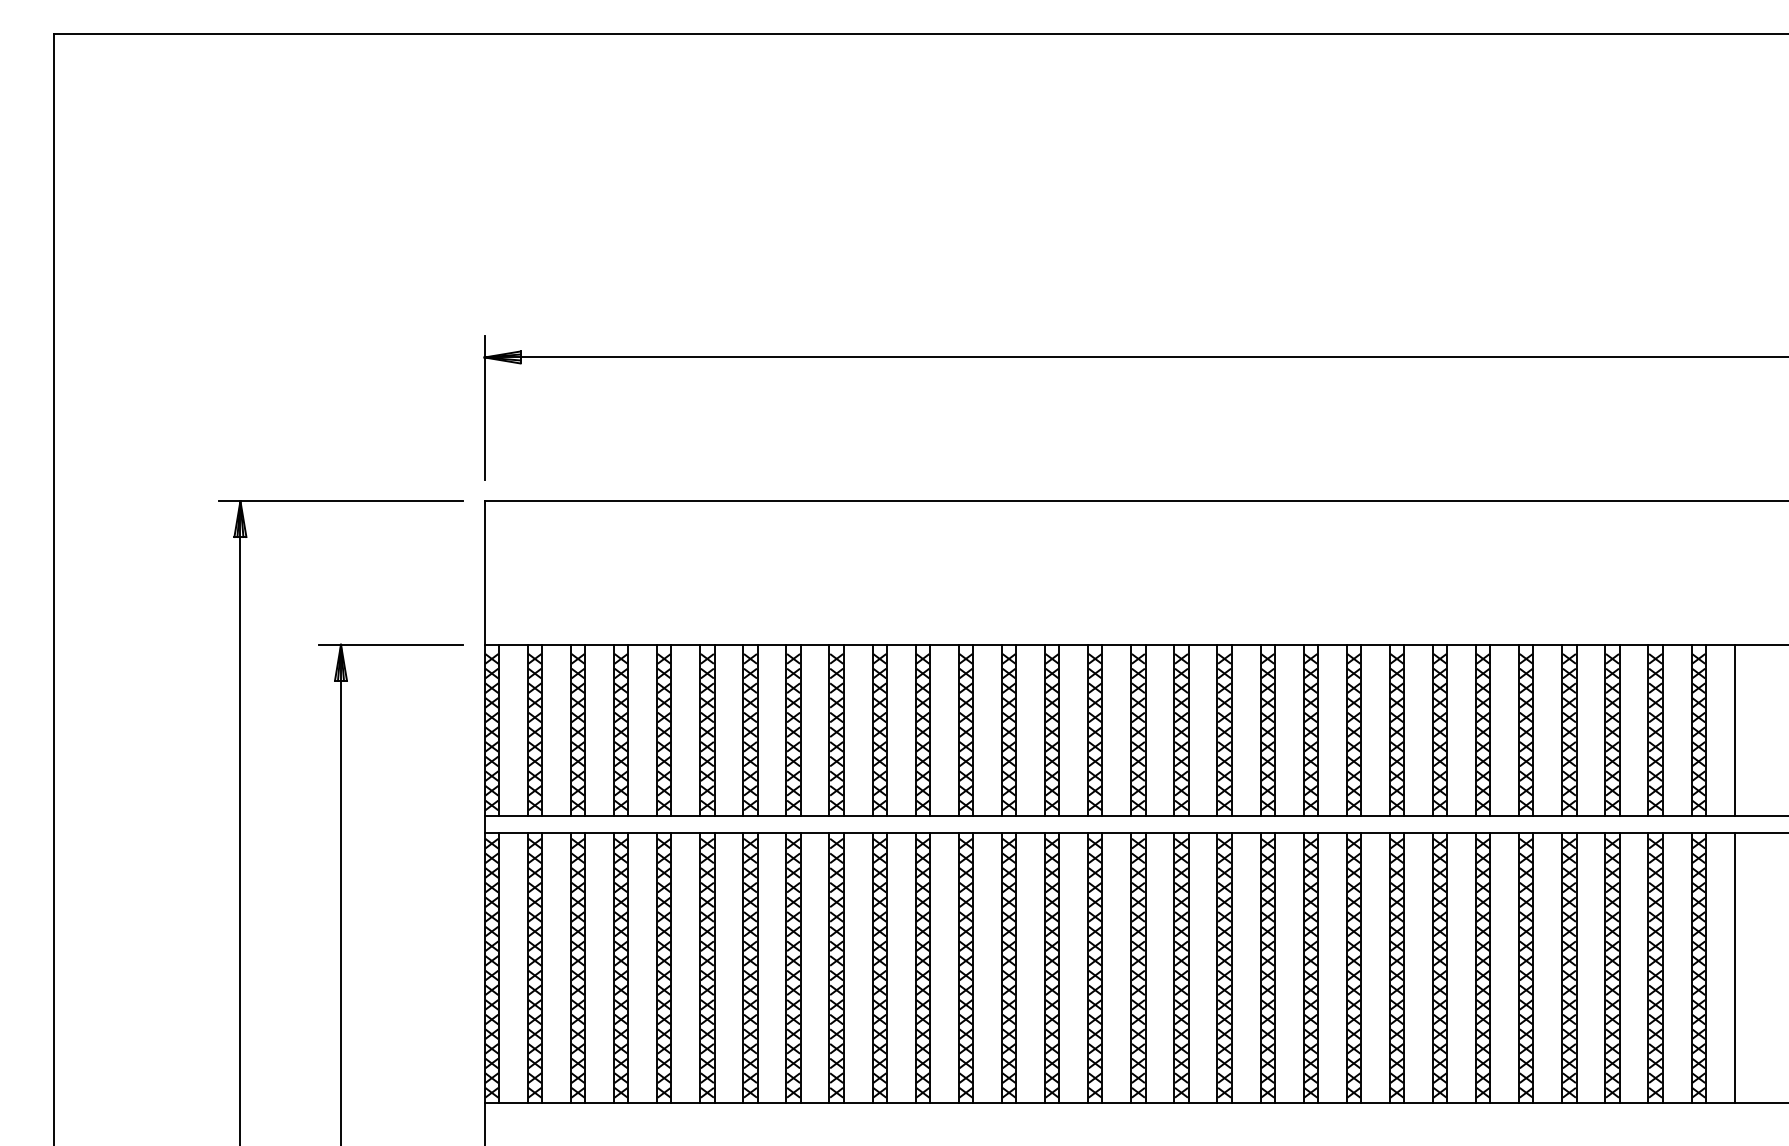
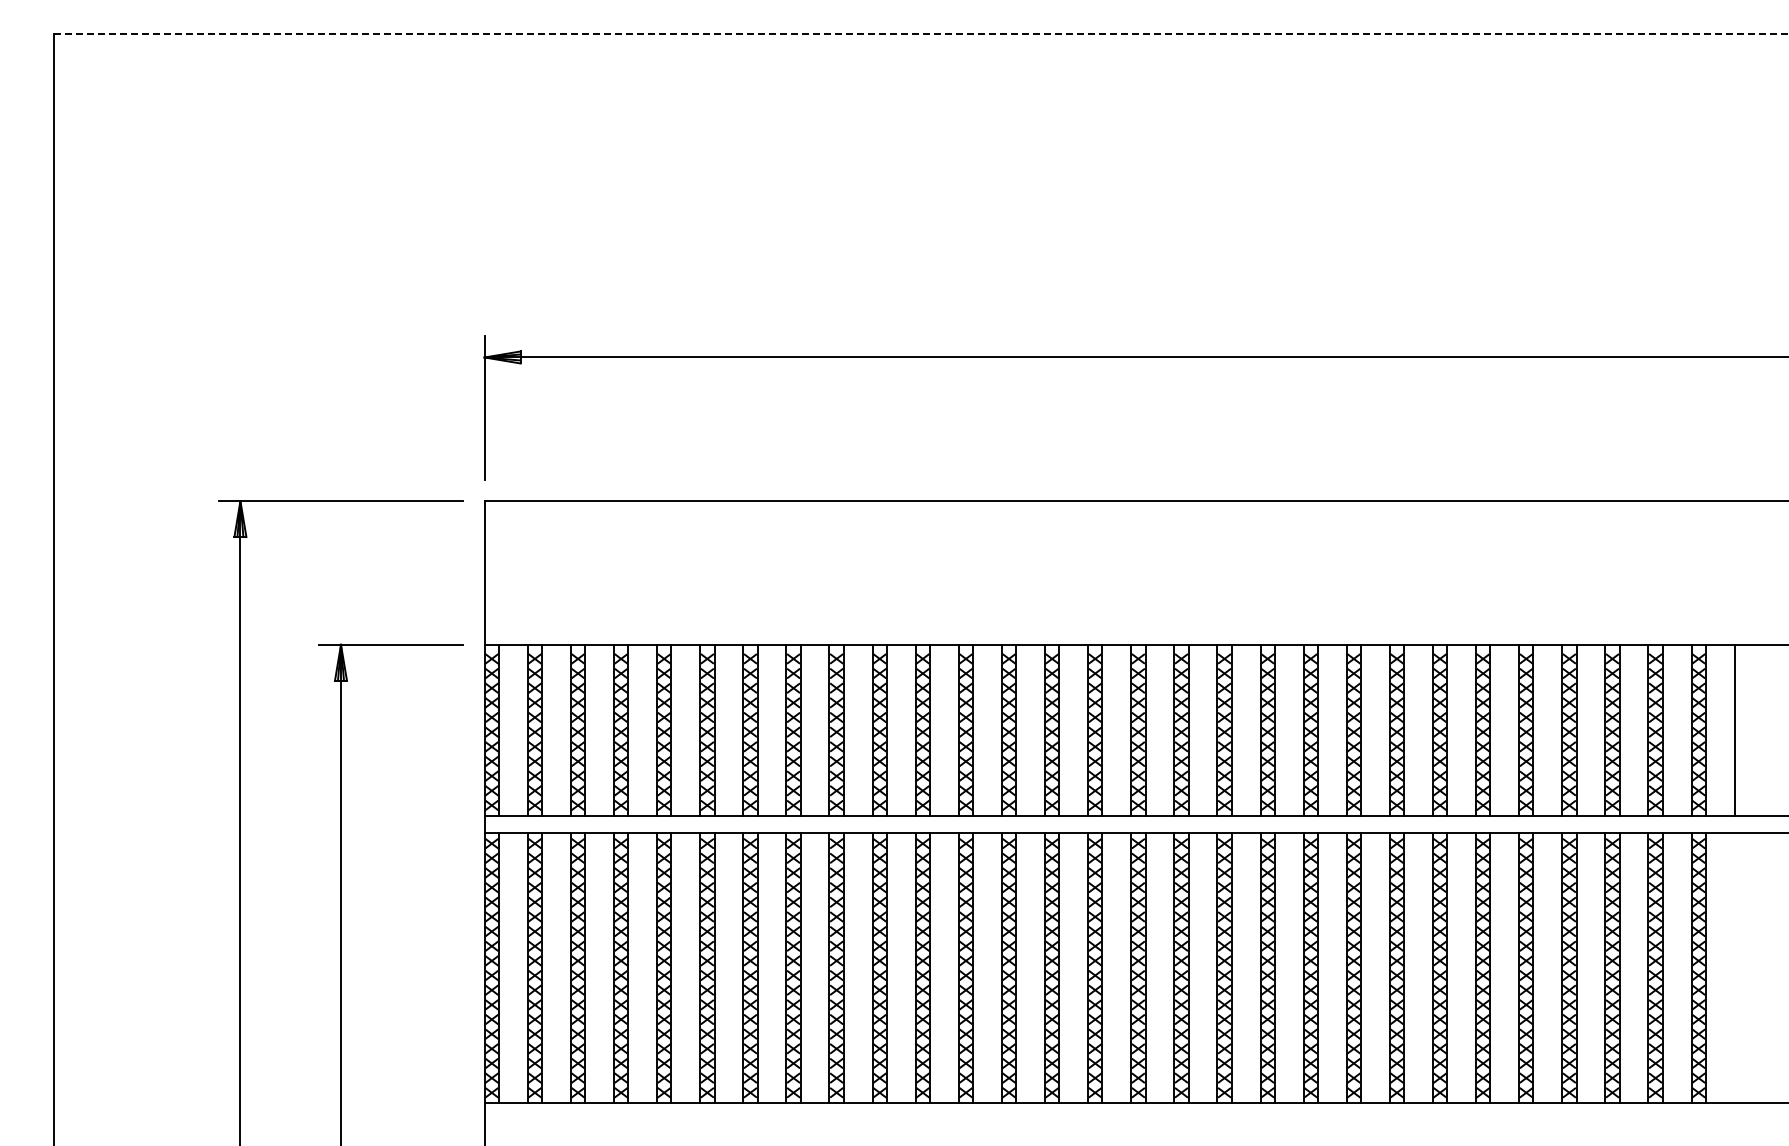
line: solid -> dashed (921, 34)
line: present -> none (1734, 968)
